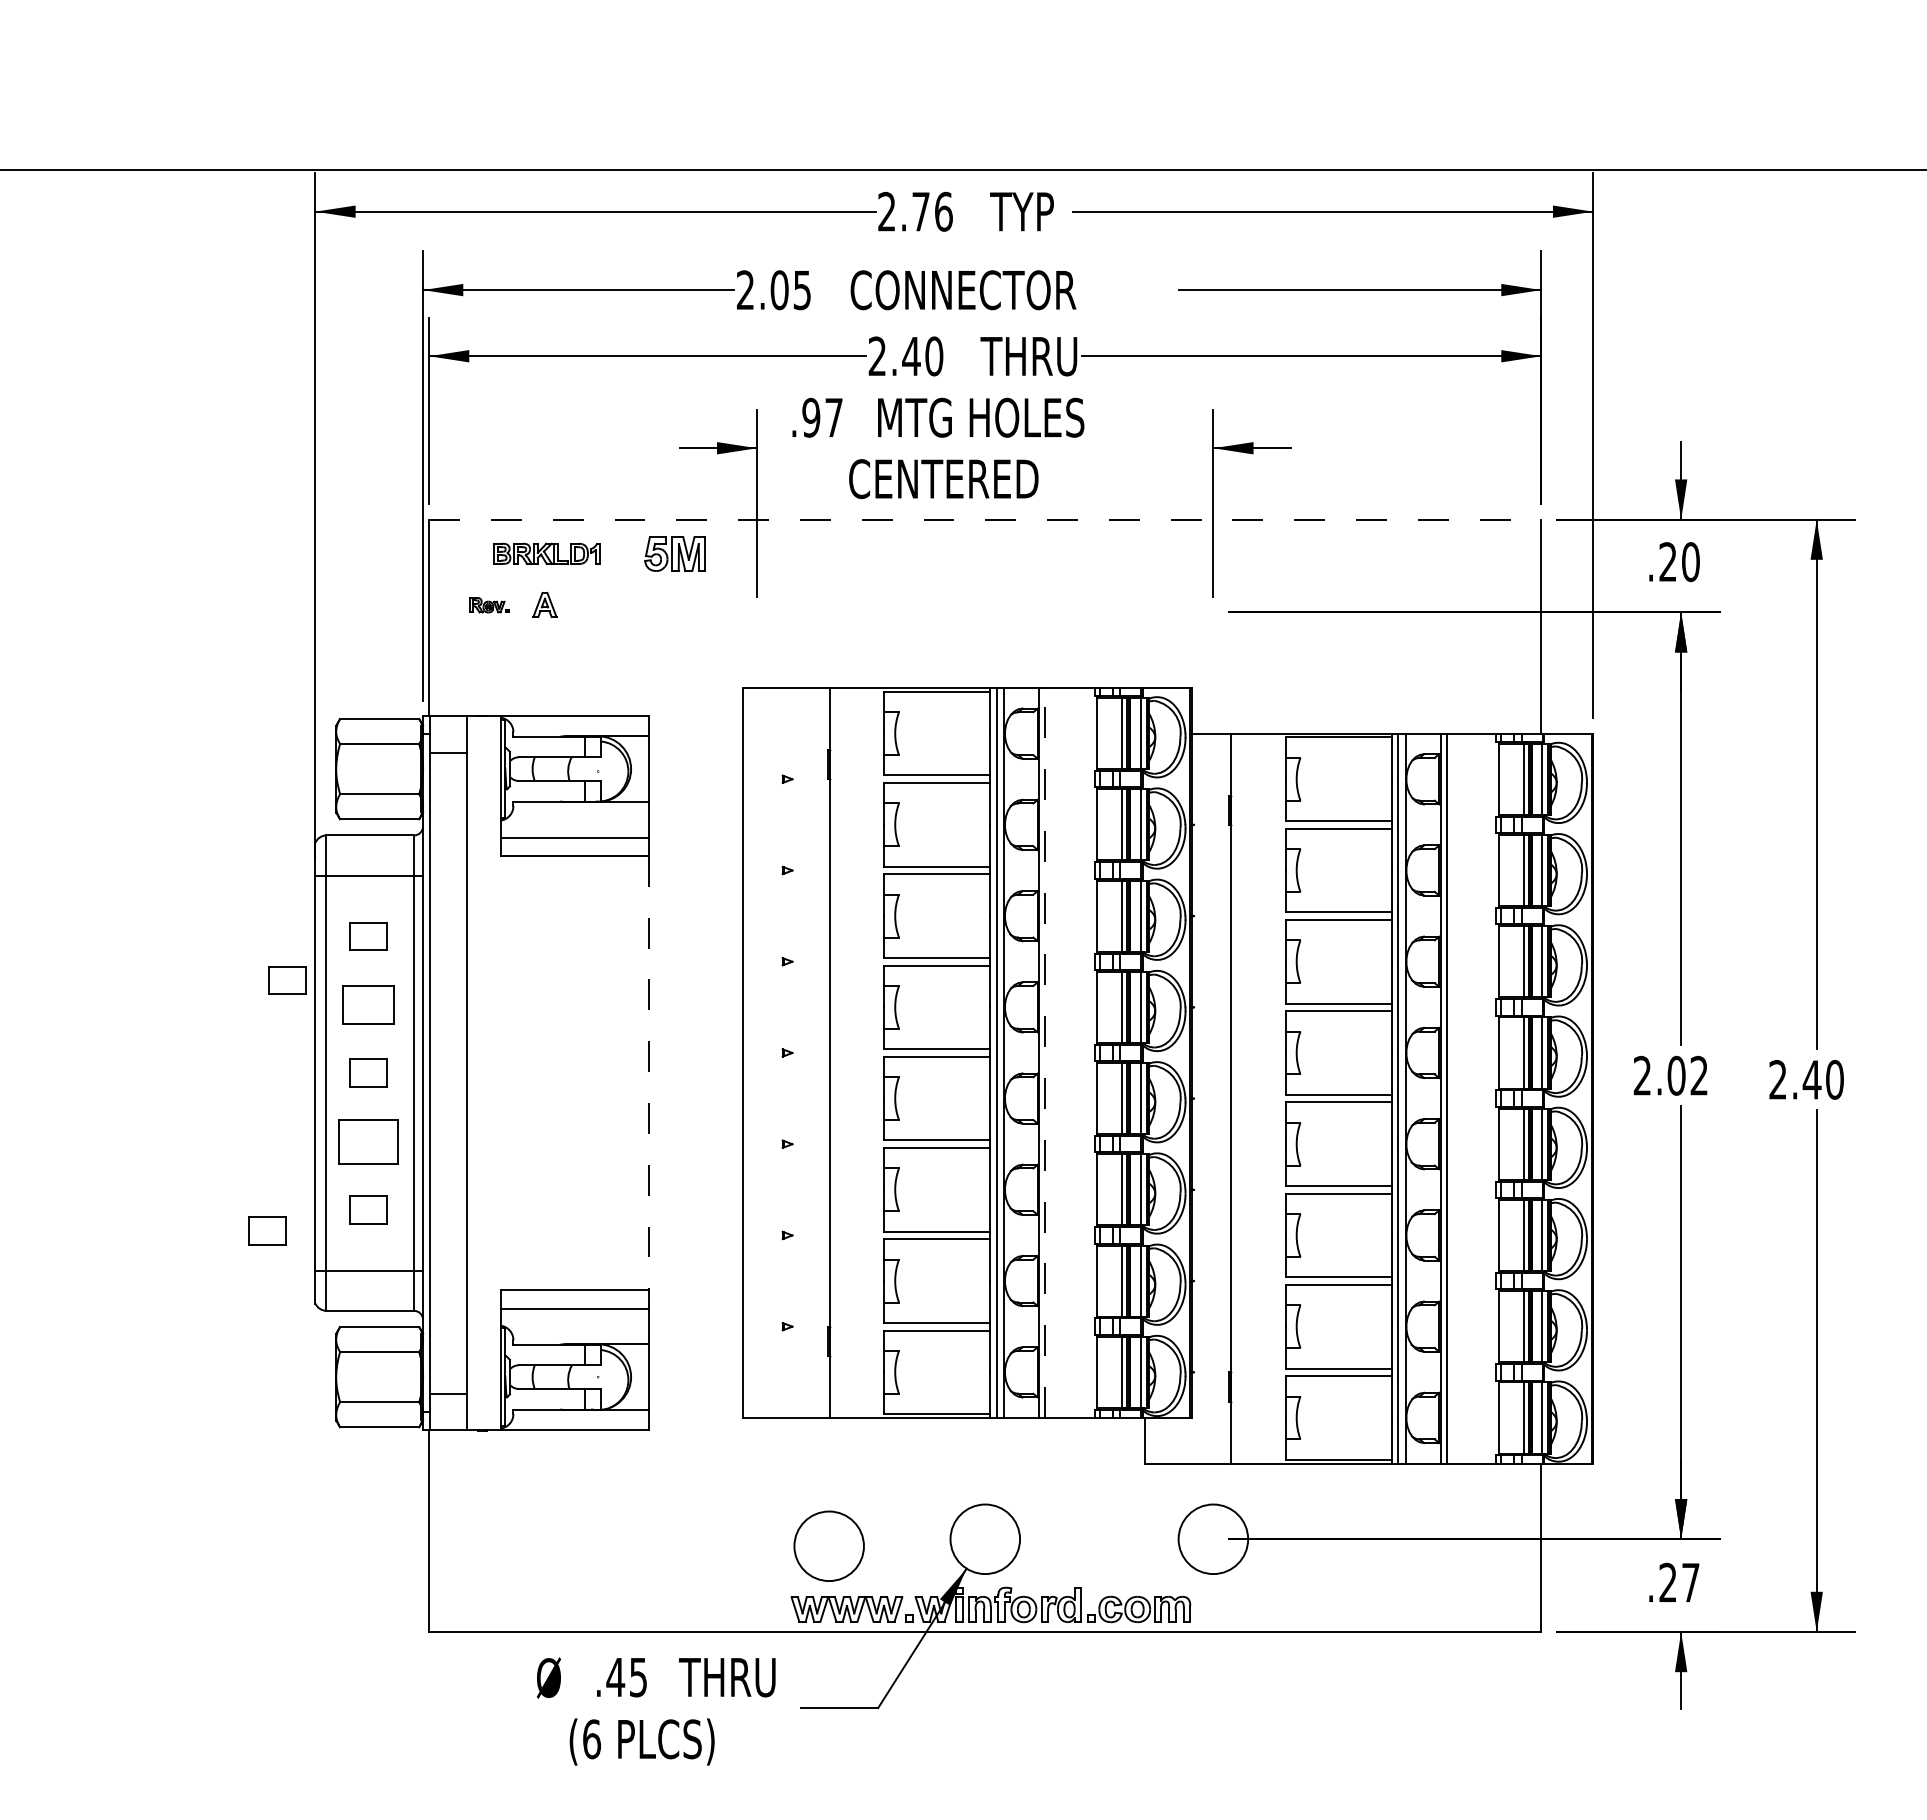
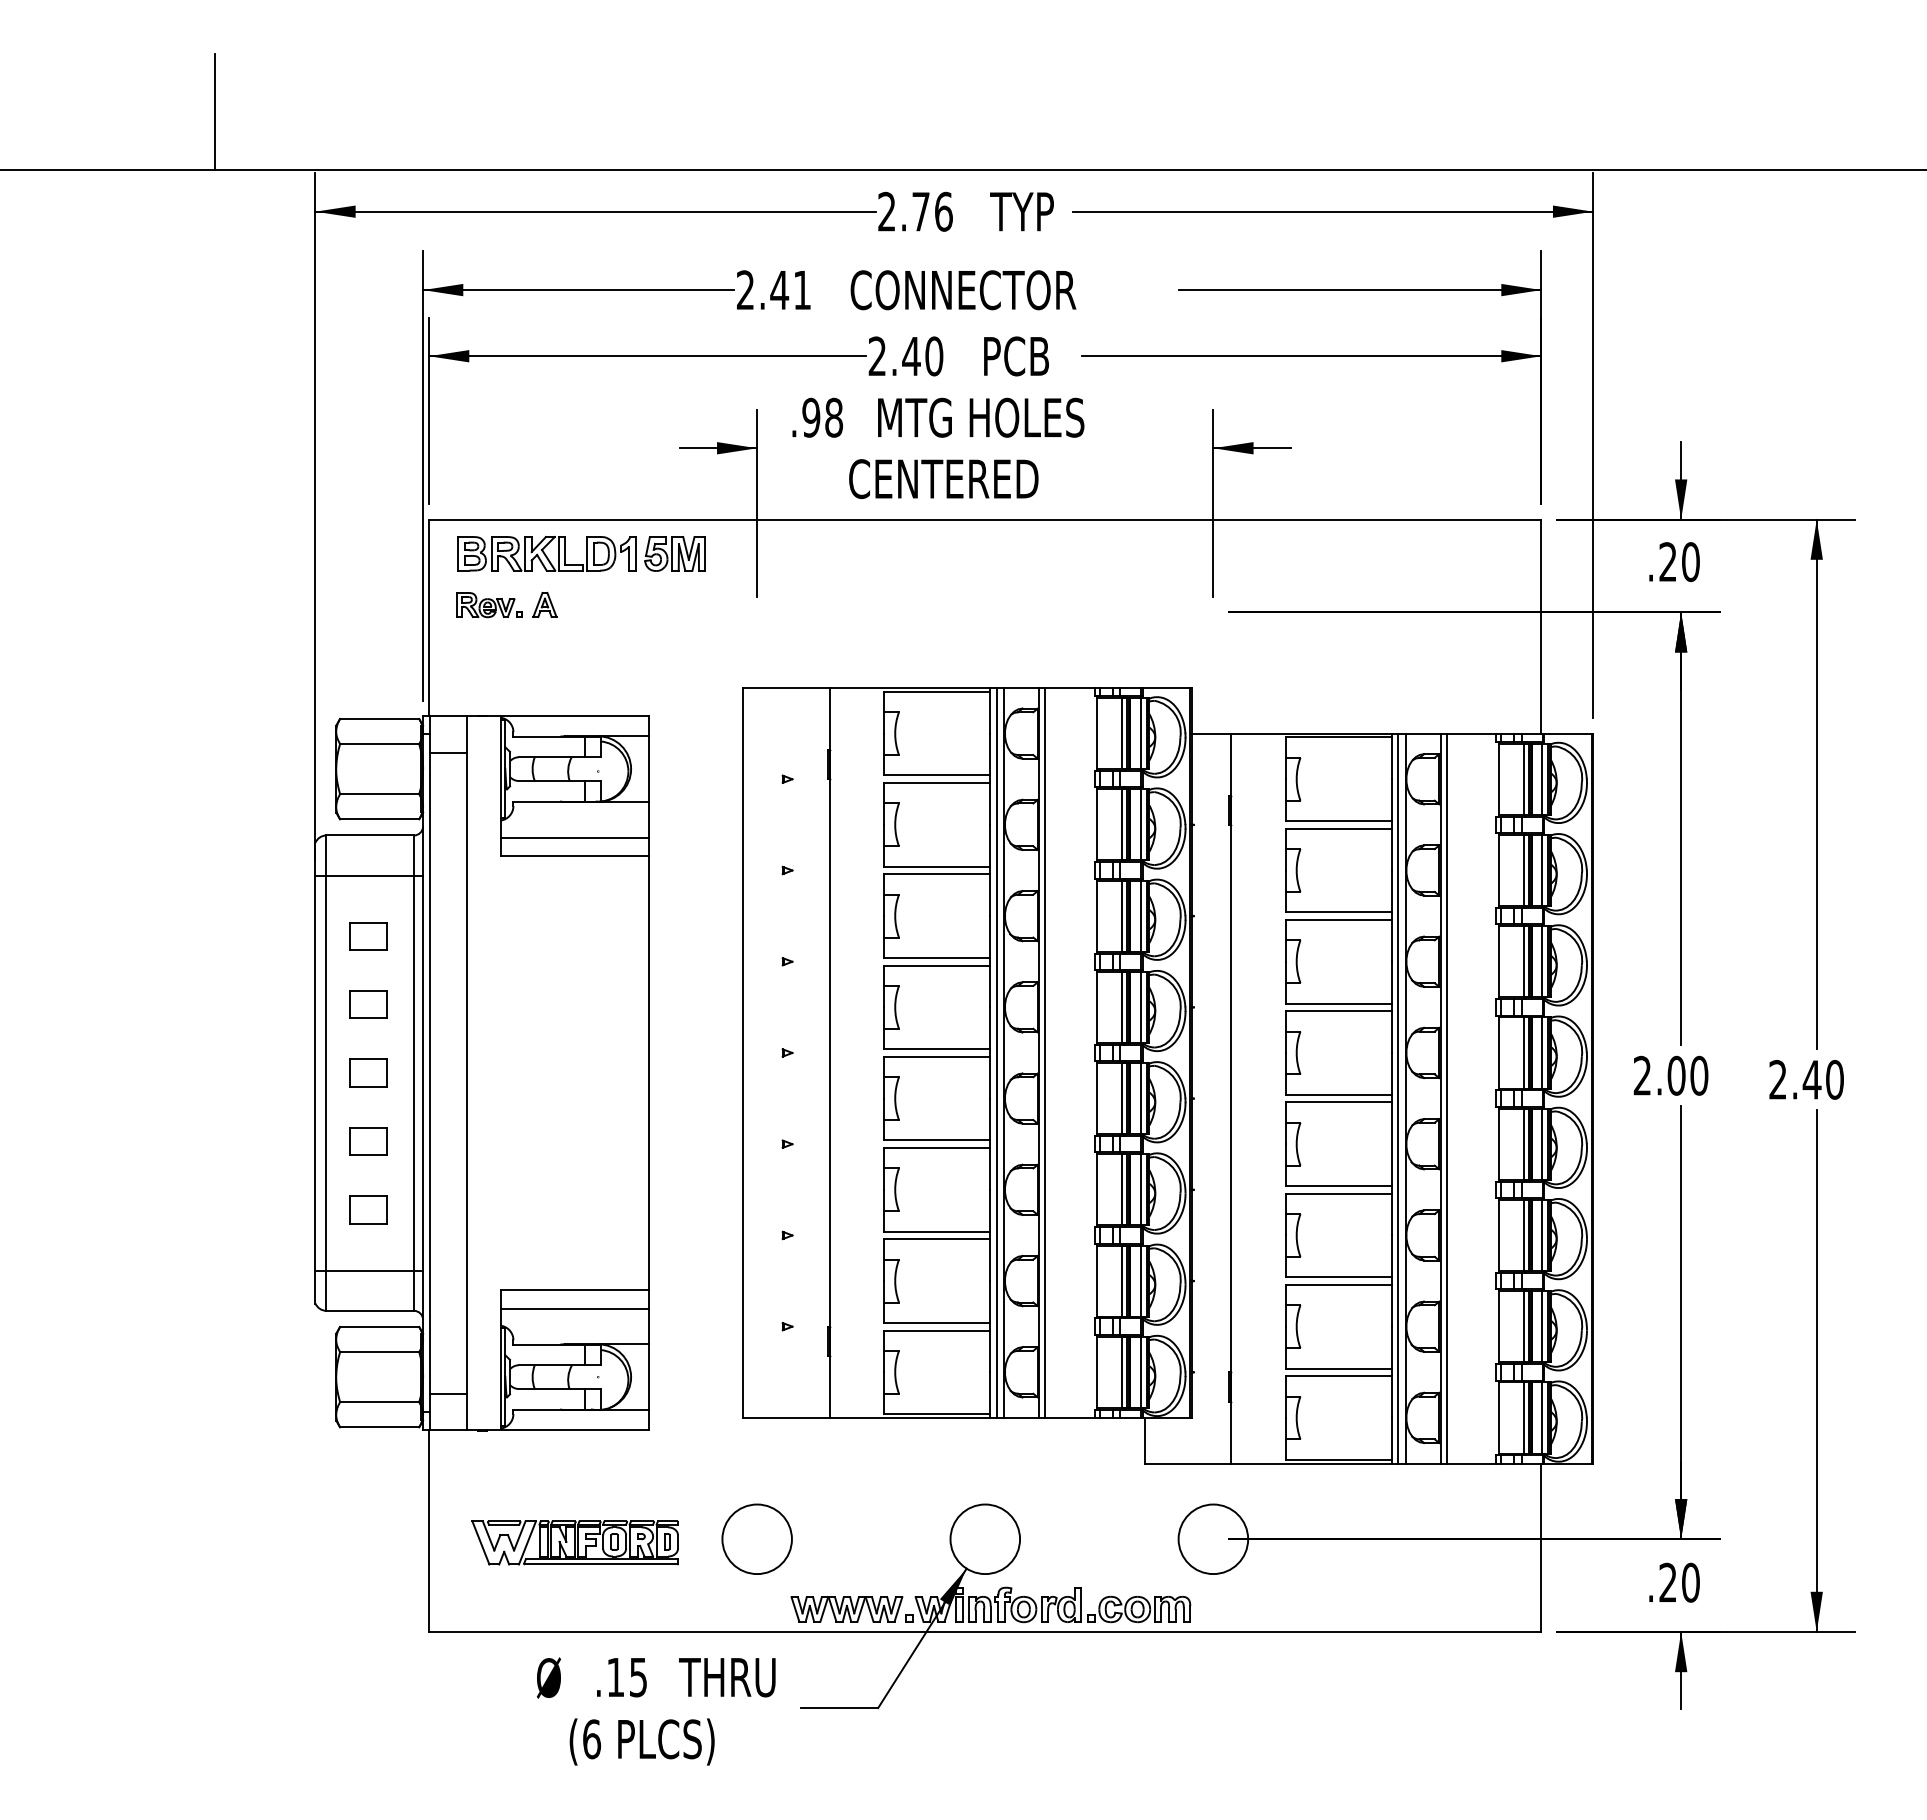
line: none -> present (214, 112)
text: 2.05 -> 2.41 (790, 290)
text: THRU -> PCB (1028, 356)
text: .97 -> .98 (834, 417)
line: dashed -> solid (985, 519)
part size: 108x23 px -> 180x36 px (546, 553)
part size: 41x17 px -> 67x27 px (489, 605)
part: present -> none (287, 980)
part size: 53x40 px -> 39x29 px (368, 1004)
line: dashed -> solid (1045, 1052)
line: dashed -> solid (649, 1073)
text: 2.02 -> 2.00 (1699, 1075)
part size: 61x46 px -> 39x29 px (368, 1141)
part: present -> none (267, 1230)
part: none -> present (574, 1542)
circle position: (828, 1545) -> (756, 1538) (756, 1538)
text: .27 -> .20 (1690, 1582)
text: .45 -> .15 (615, 1677)
